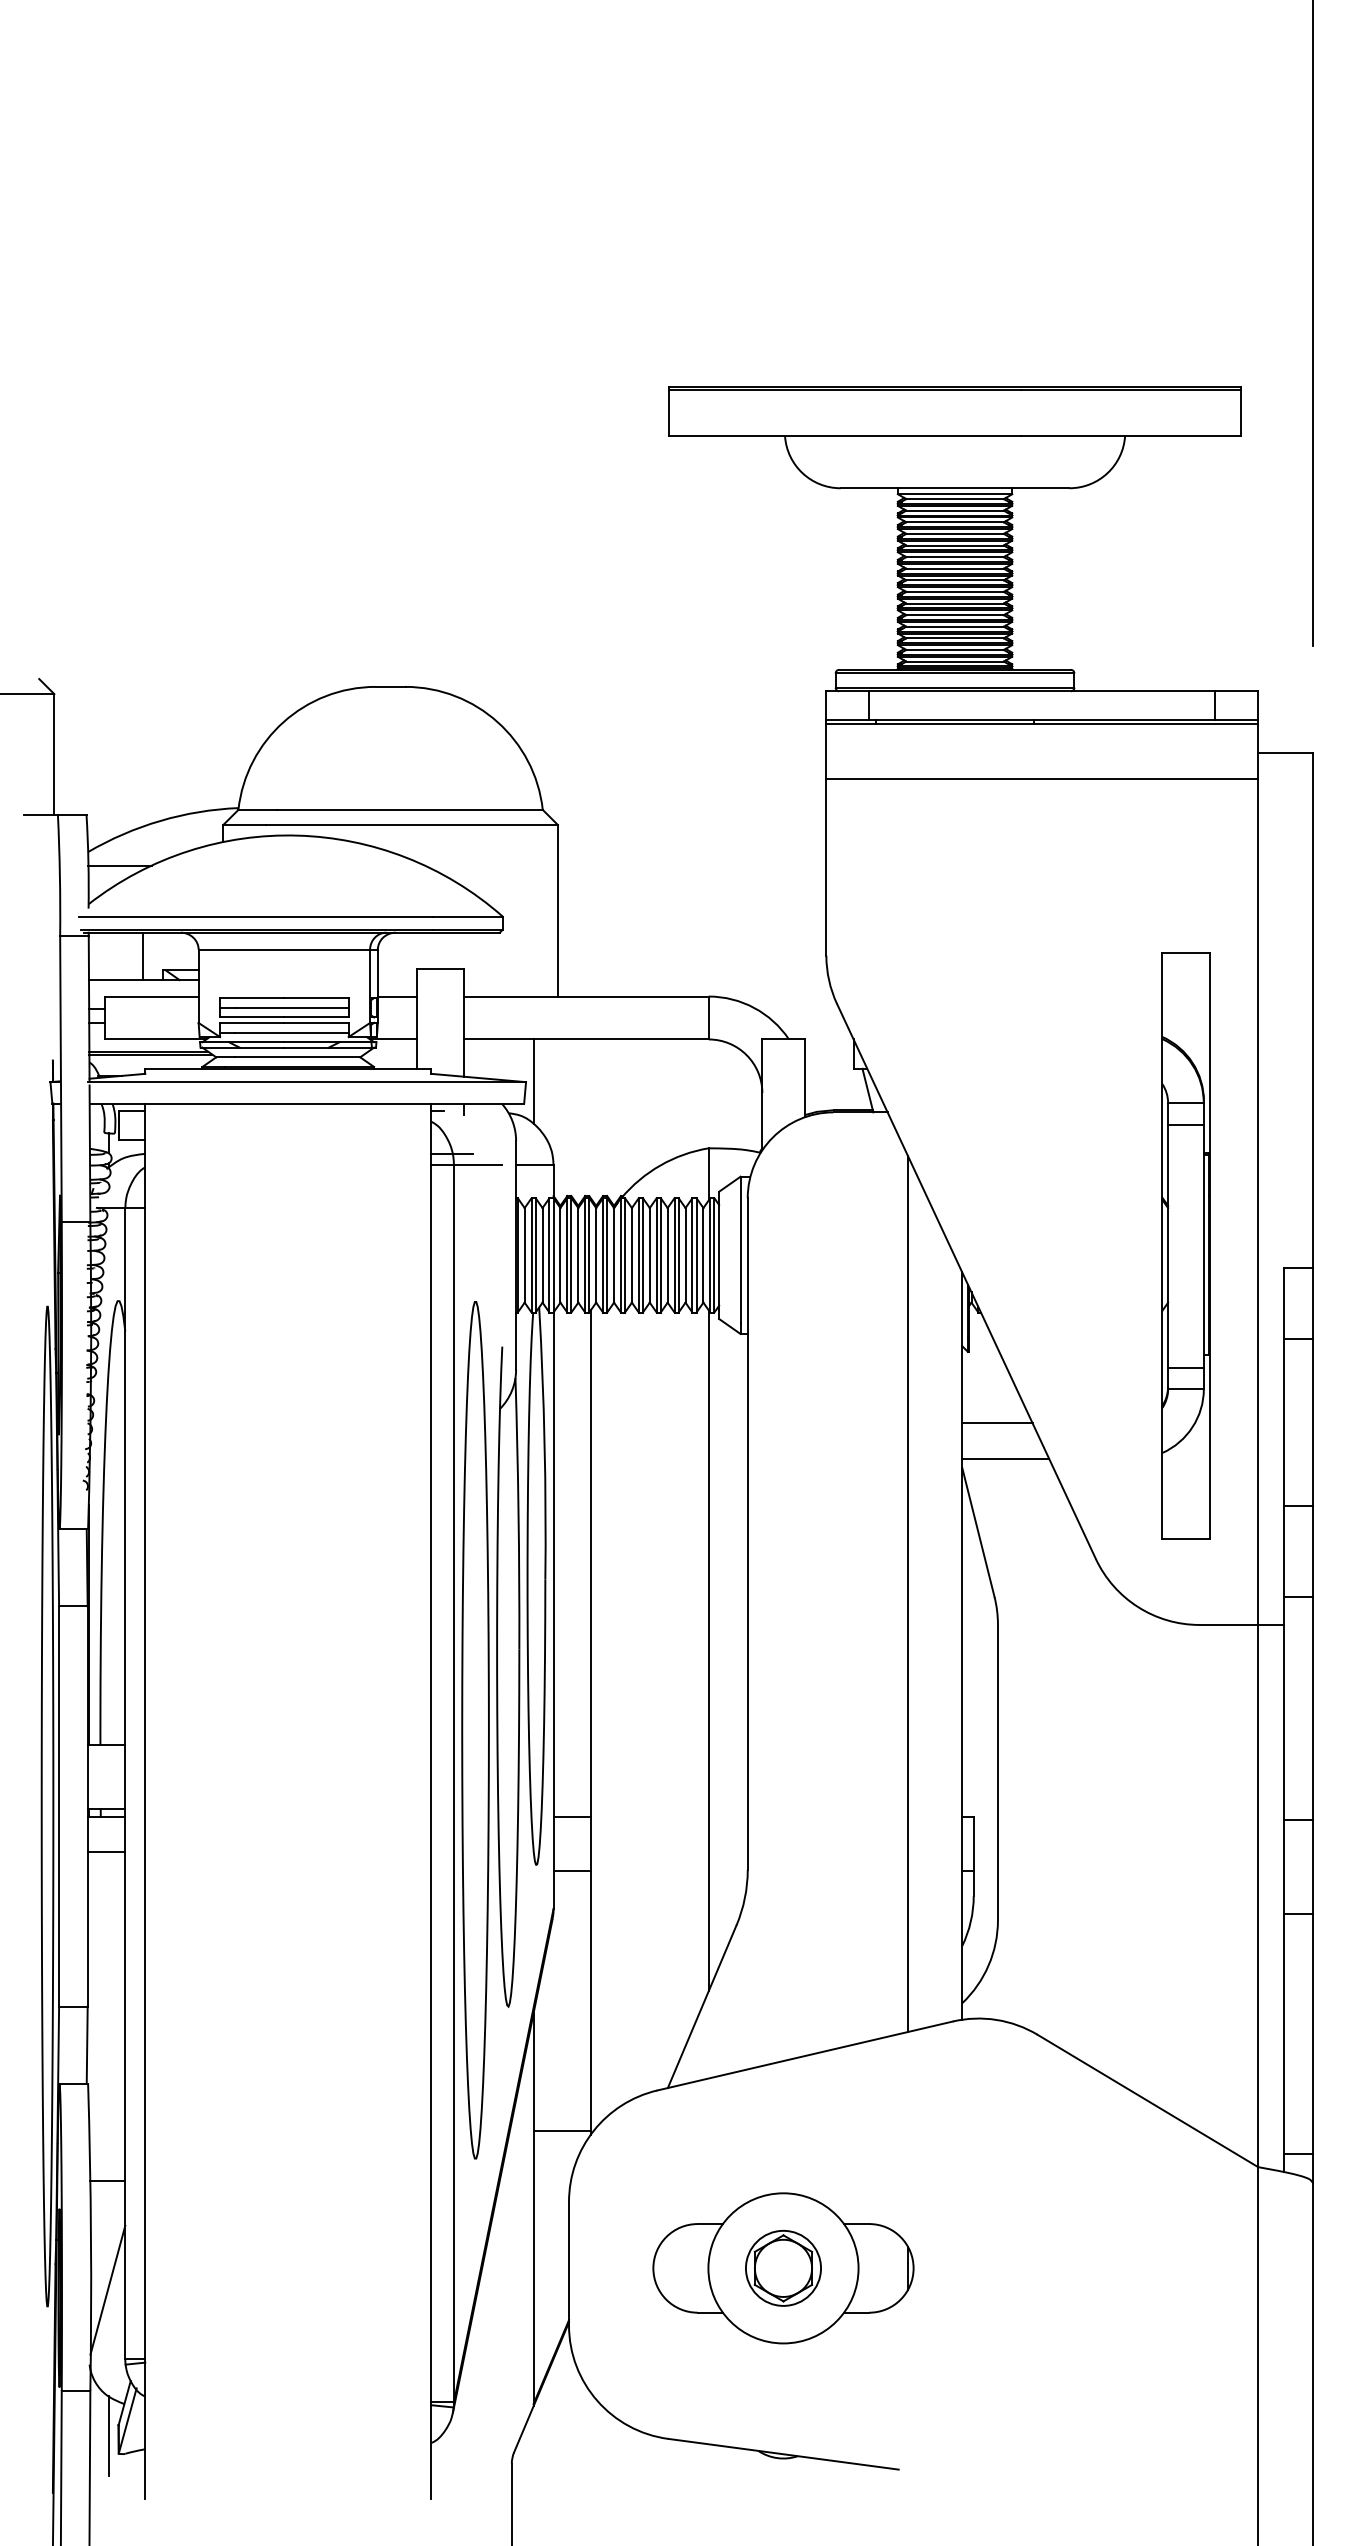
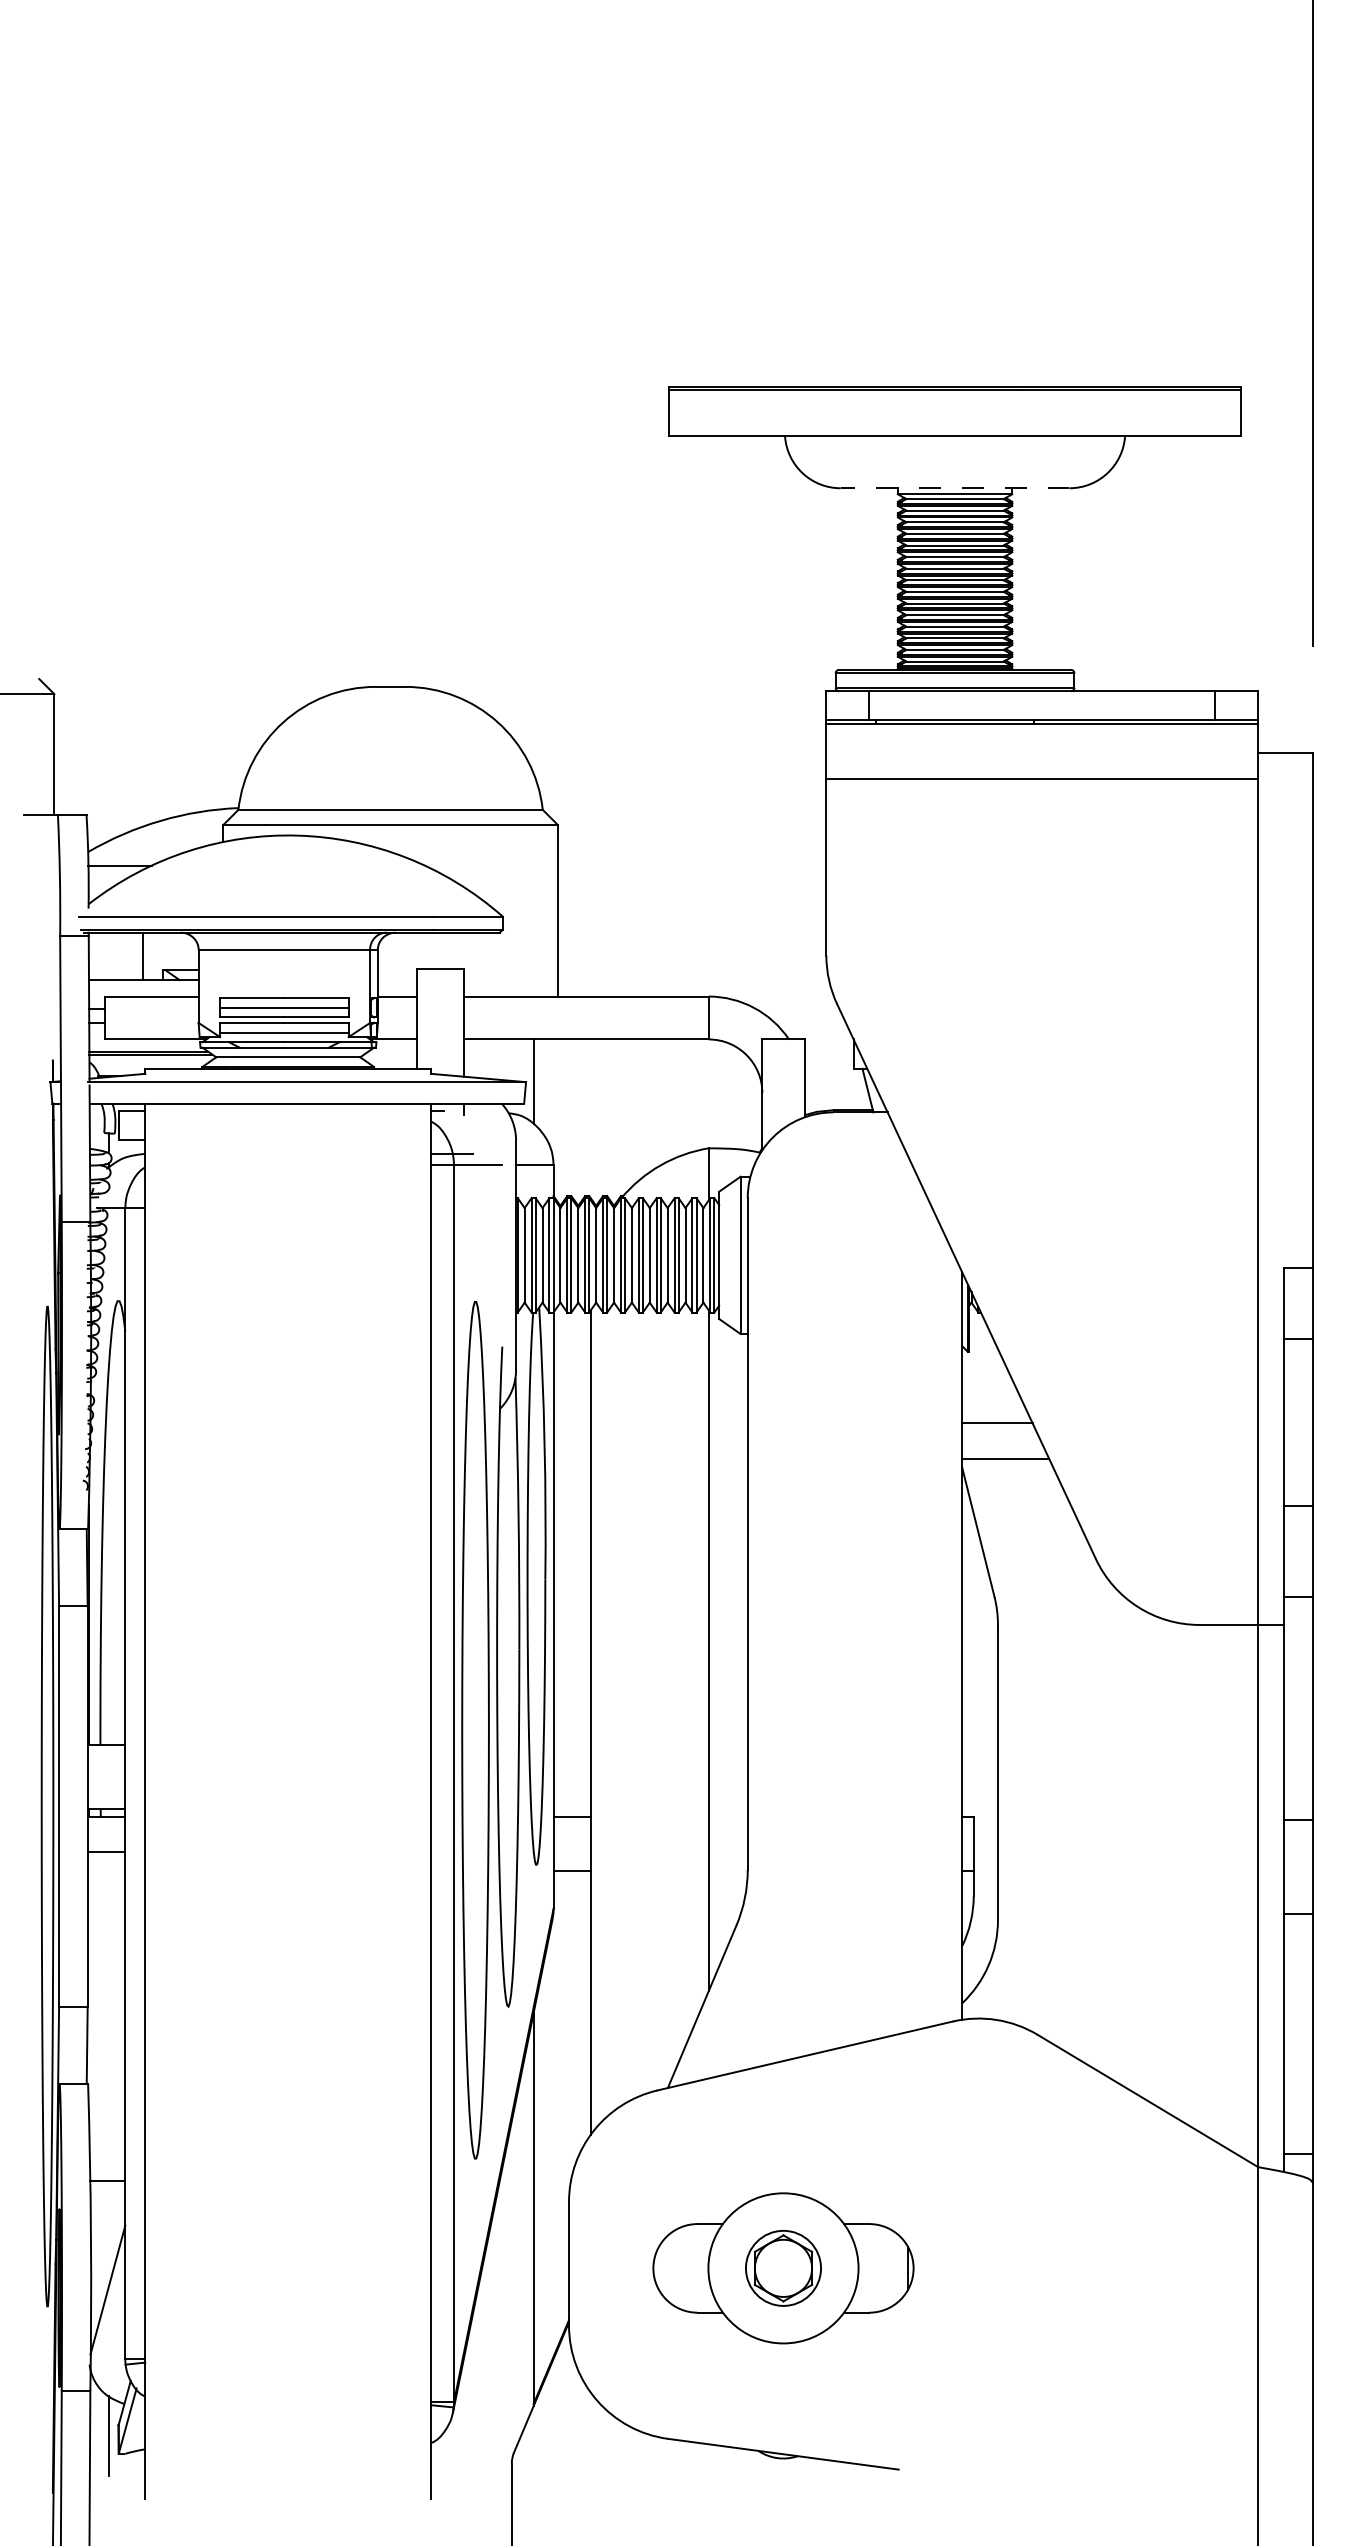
line: solid -> dashed (954, 488)
part: present -> none (1185, 1245)
line: present -> none (907, 1593)
line: present -> none (561, 2131)
